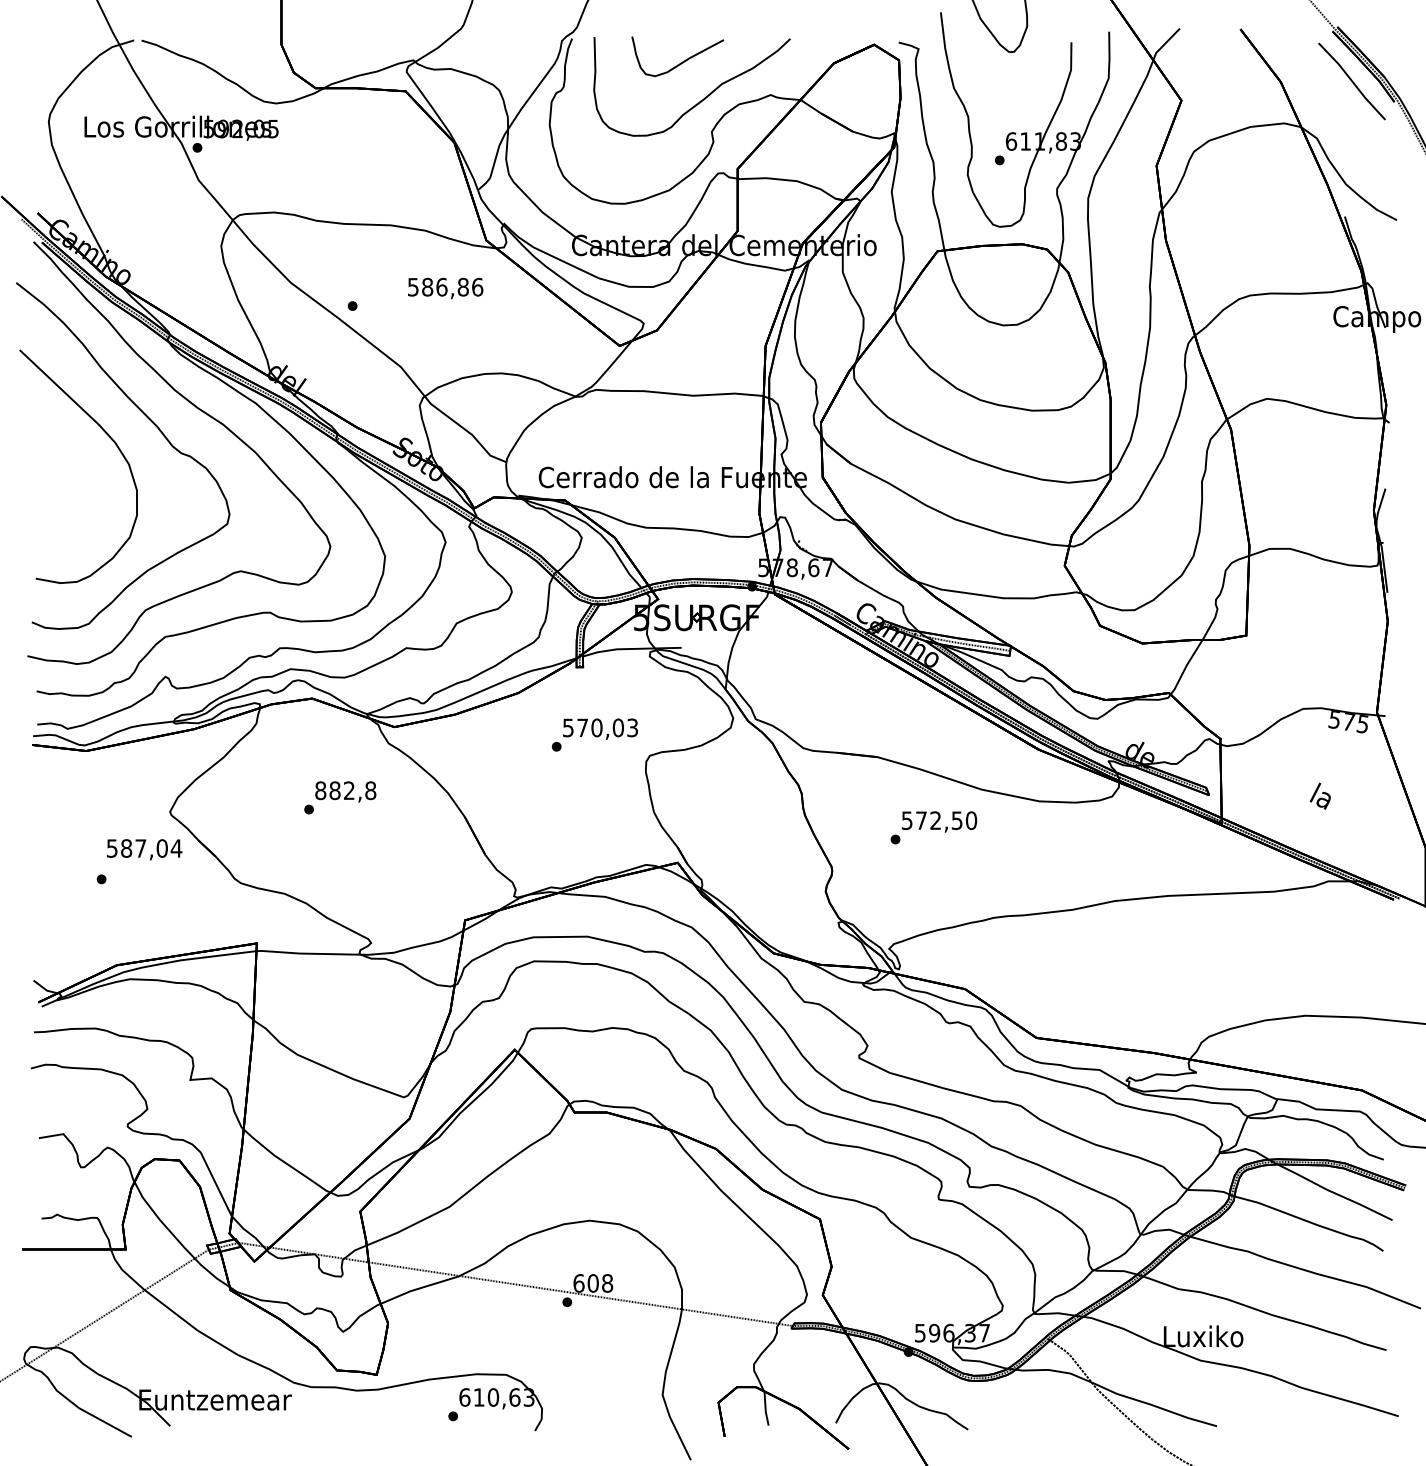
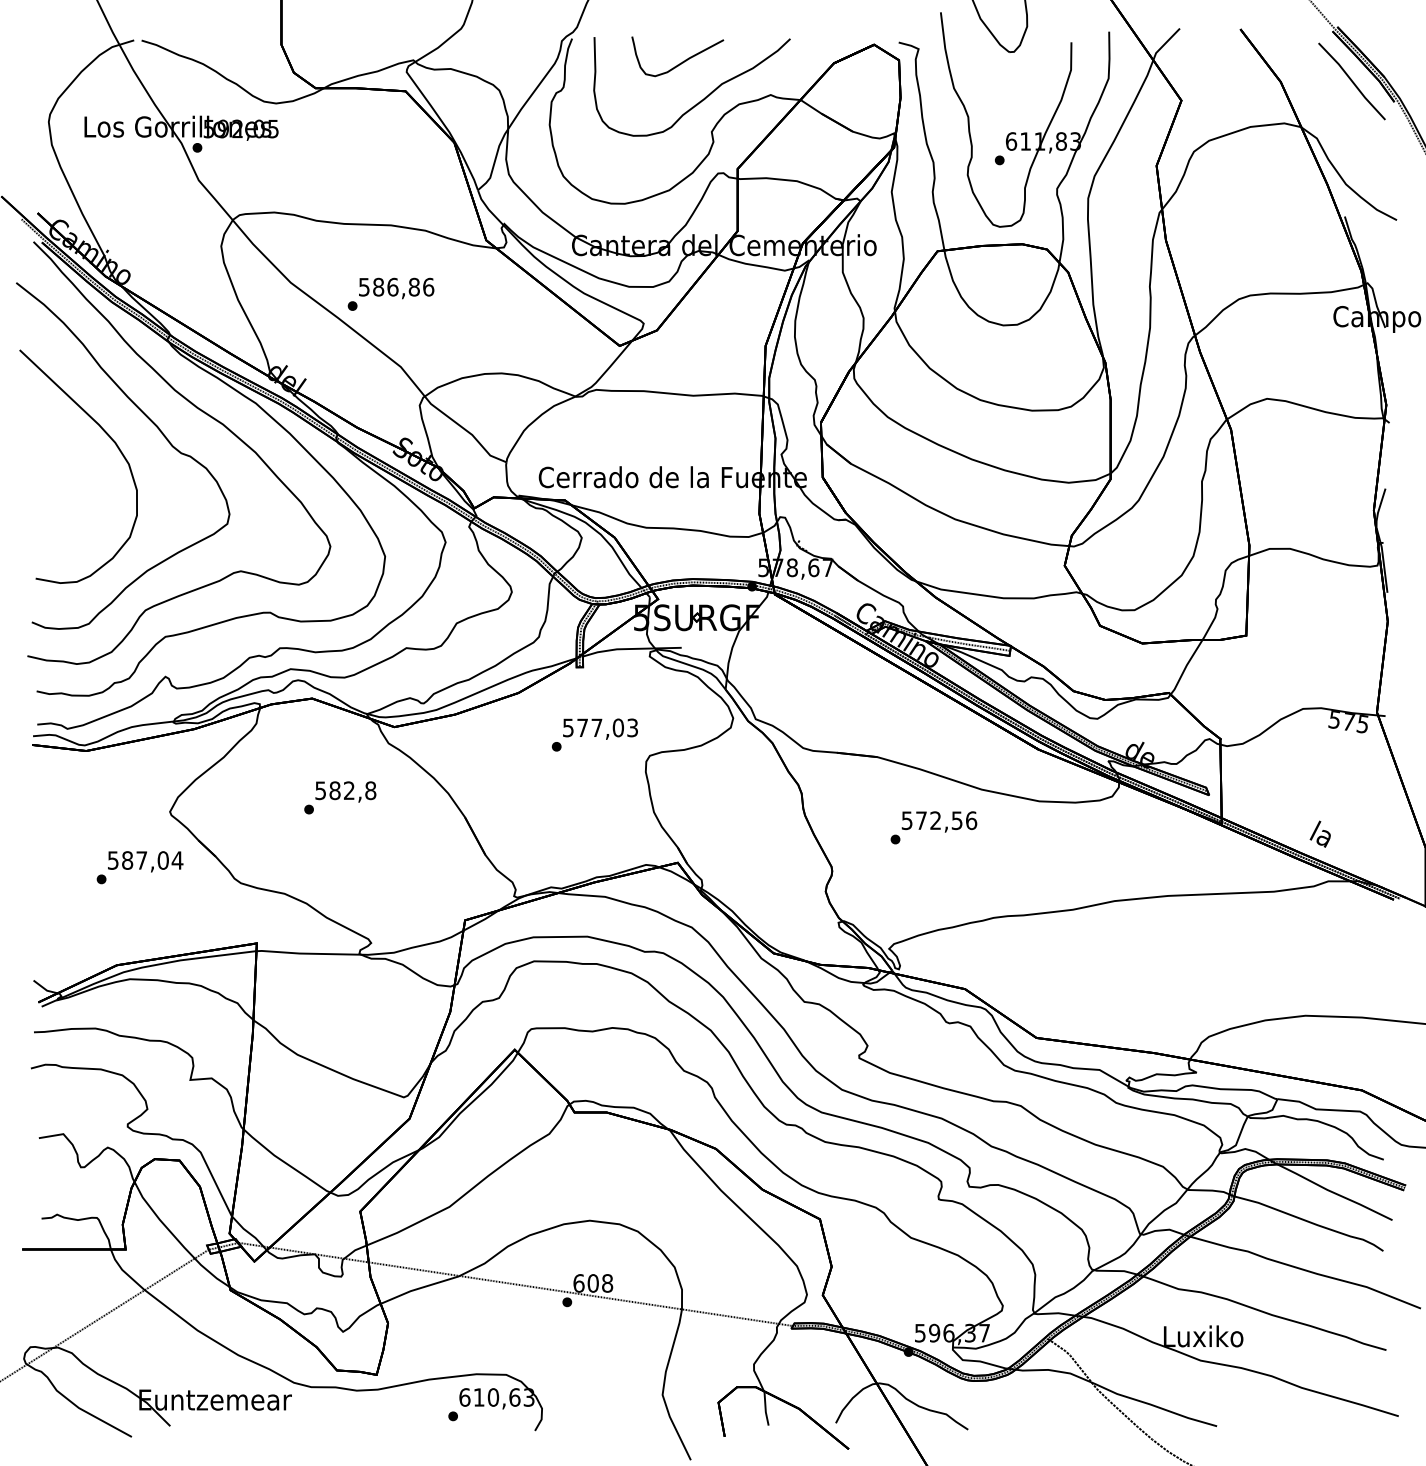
text position: (445, 288) -> (396, 288) (396, 288)
text: 570,03 -> 577,03 (596, 727)
text: 882,8 -> 582,8 (320, 790)
text position: (1319, 795) -> (1319, 833) (1319, 833)
text: 572,50 -> 572,56 (971, 820)
text position: (144, 849) -> (145, 861) (145, 861)
